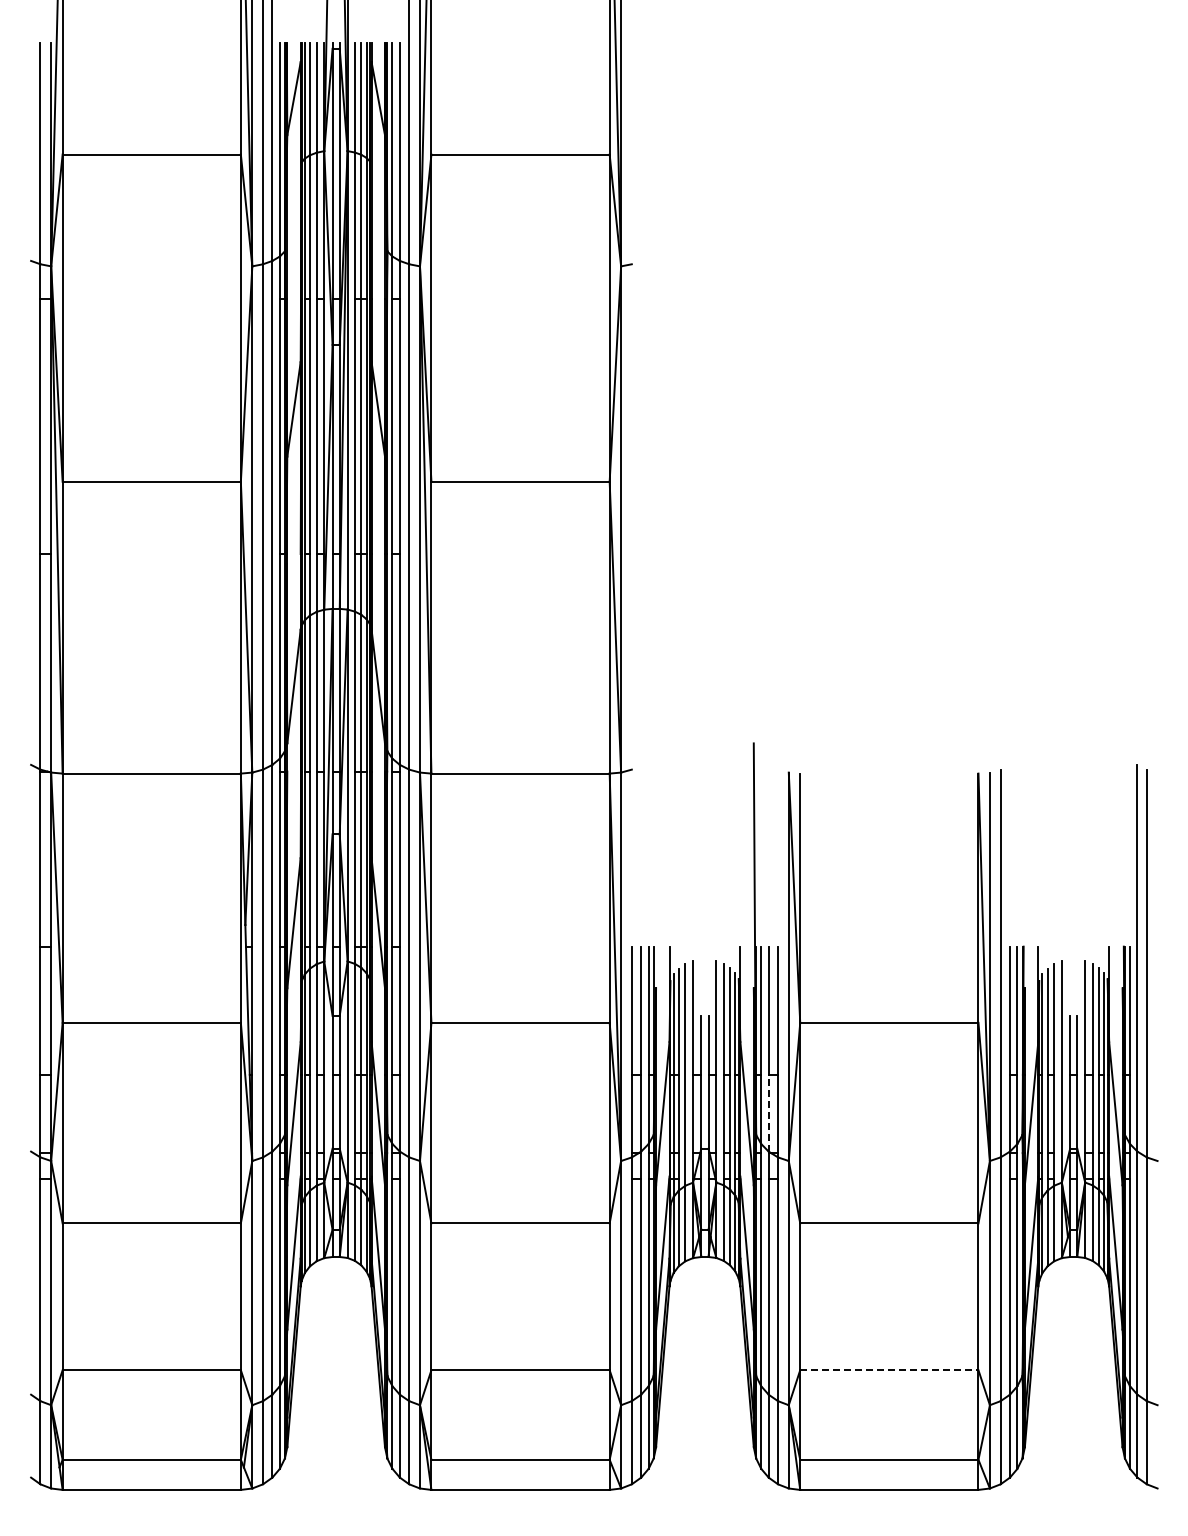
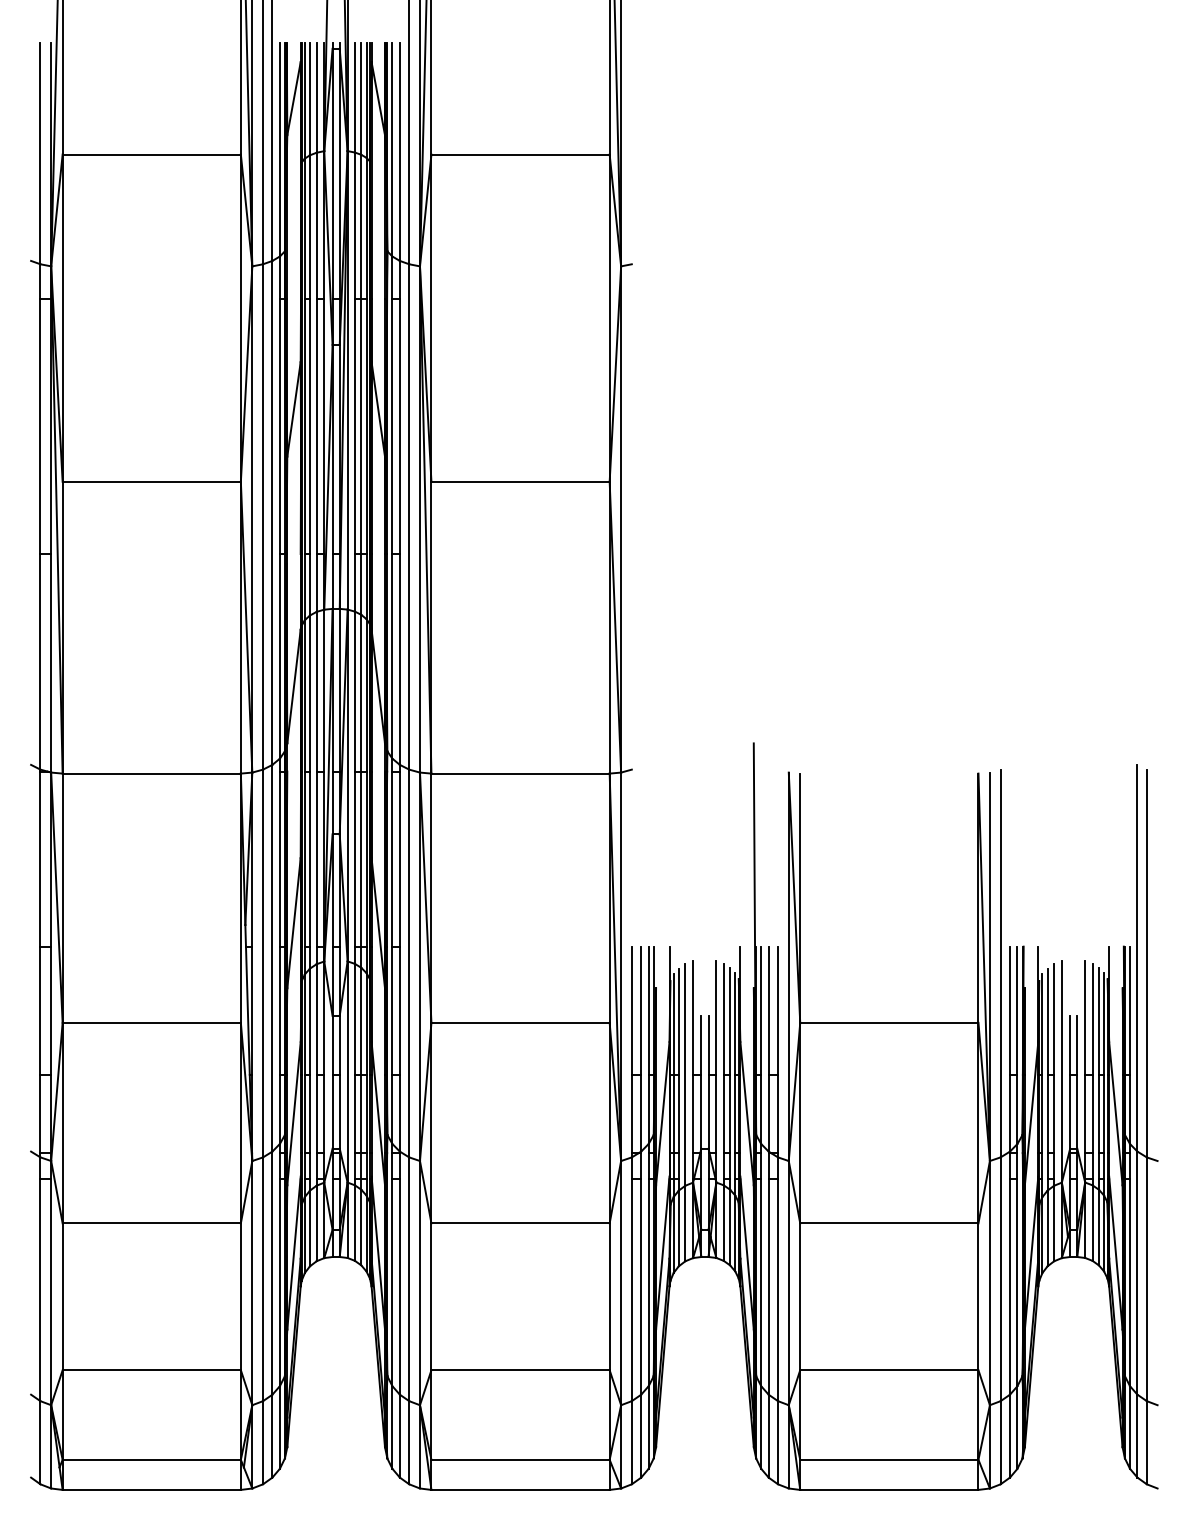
line: dashed -> solid (768, 1112)
line: dashed -> solid (889, 1370)
